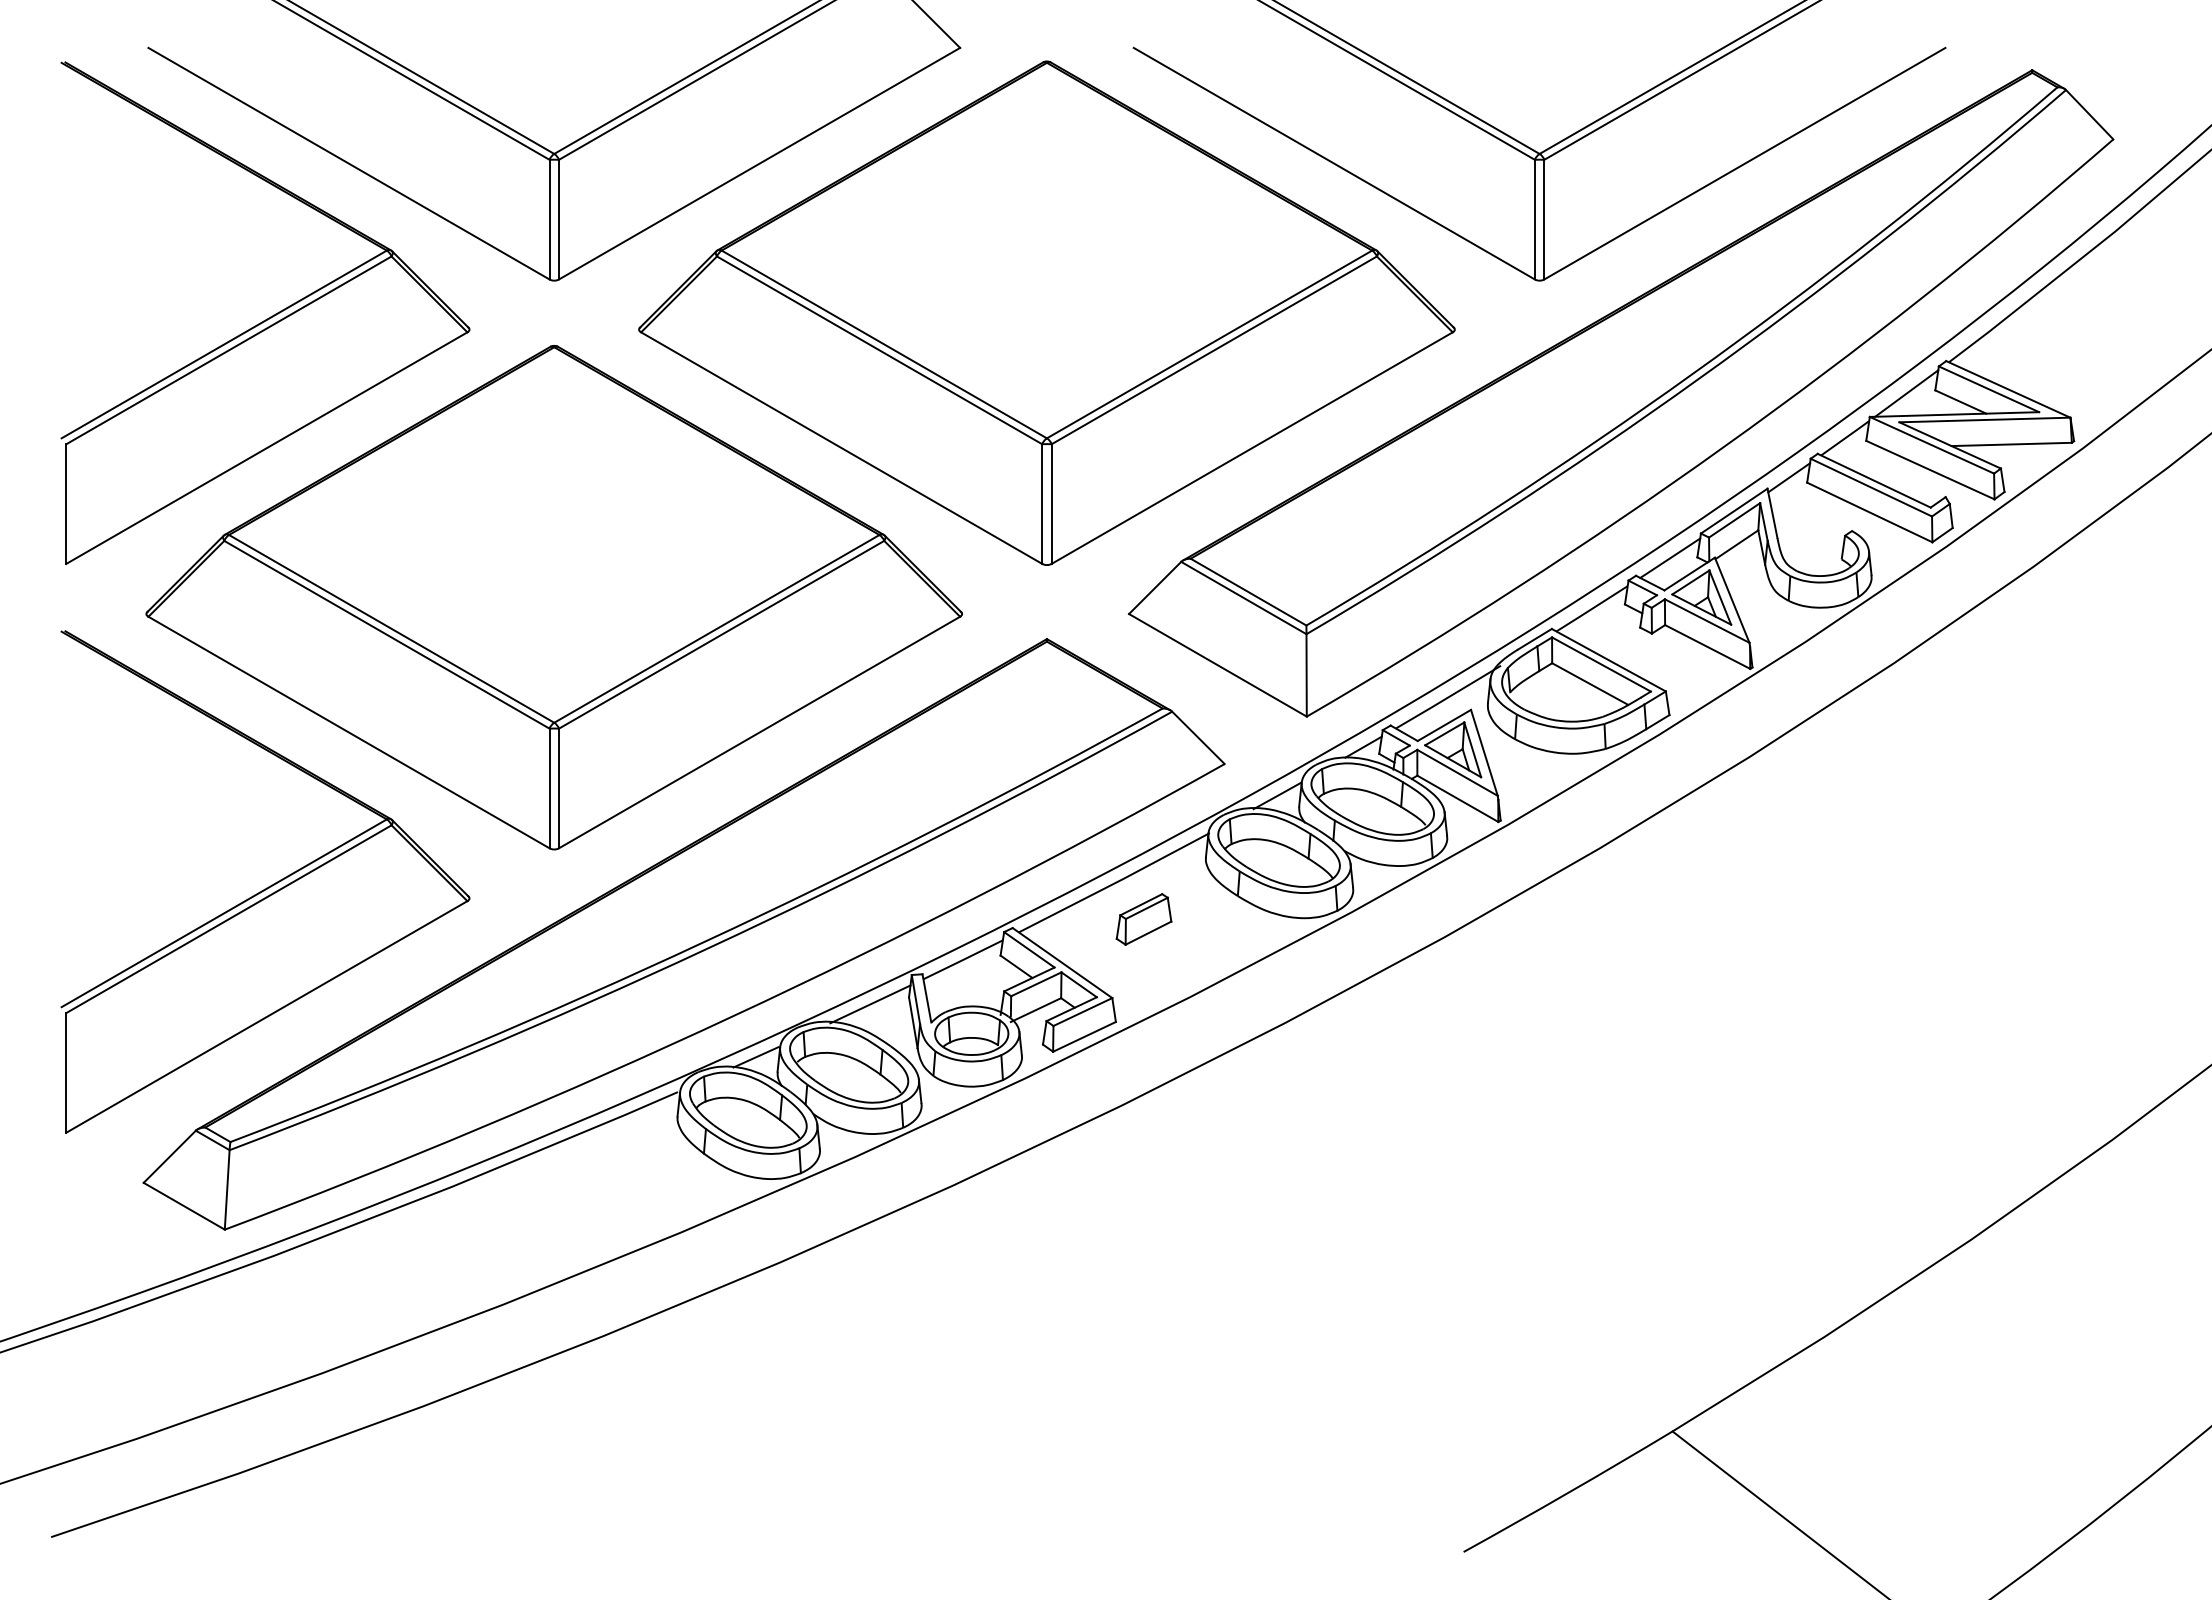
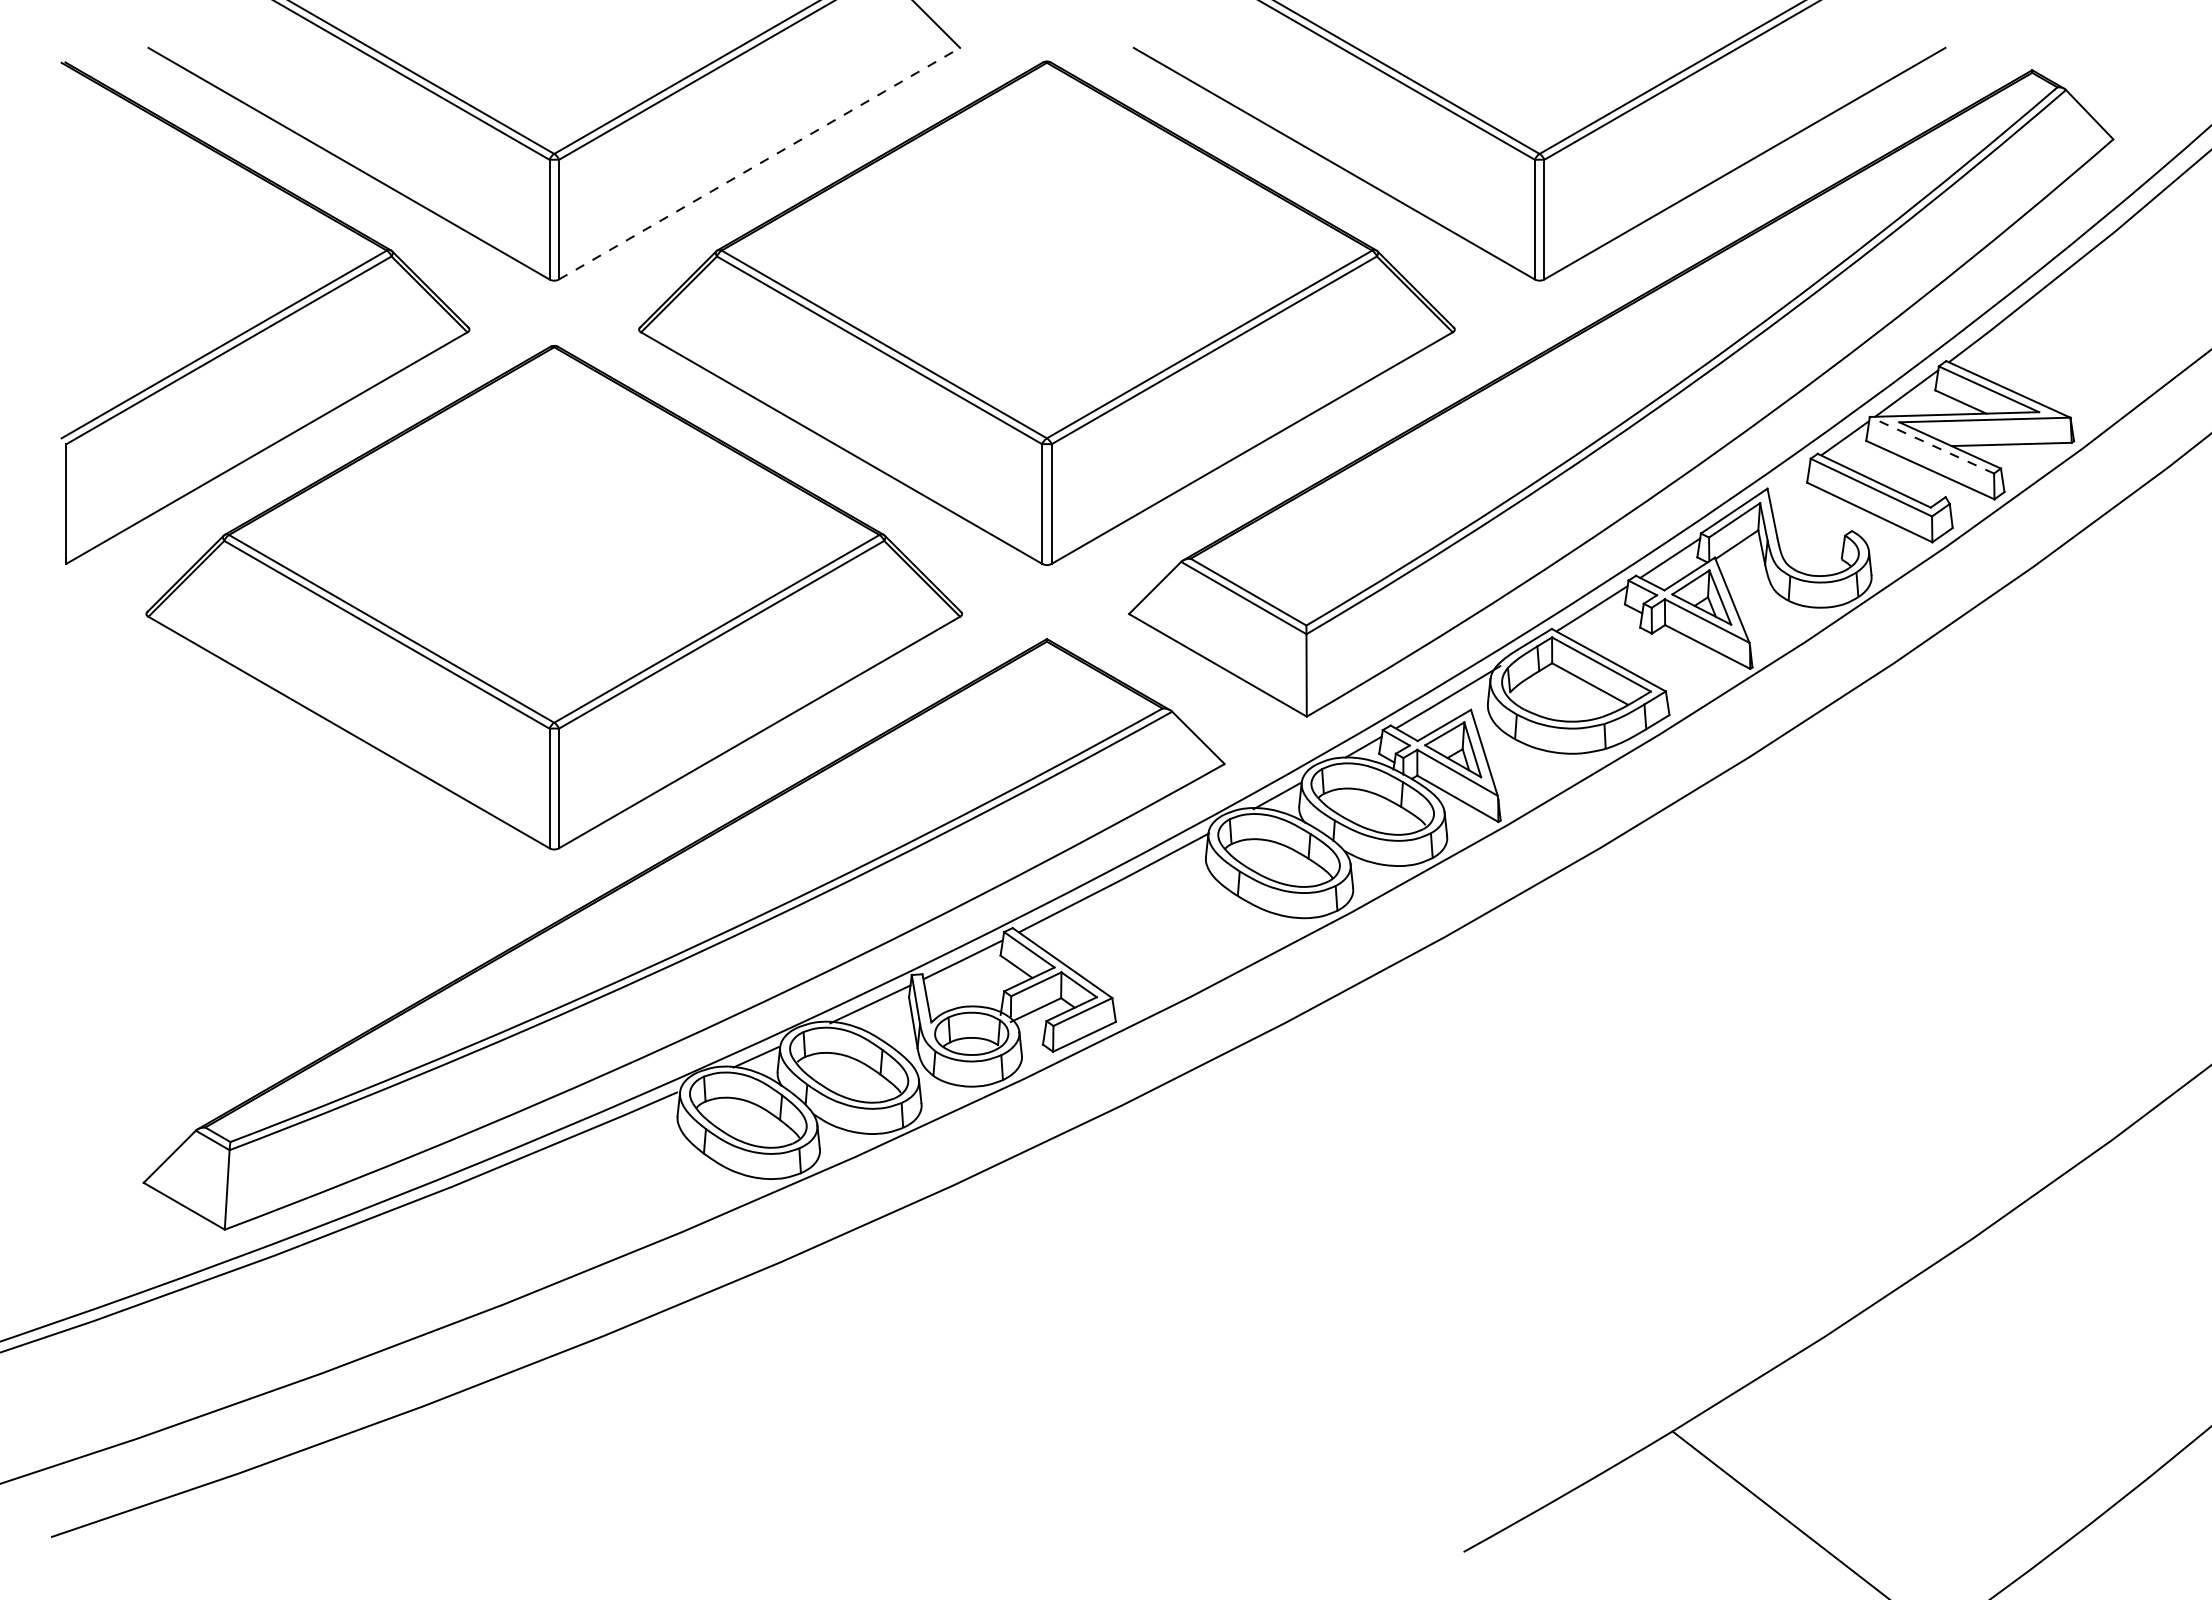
line: solid -> dashed (759, 163)
line: solid -> dashed (1931, 445)
line: present -> none (1789, 477)
part: present -> none (265, 881)
part: present -> none (1143, 919)
